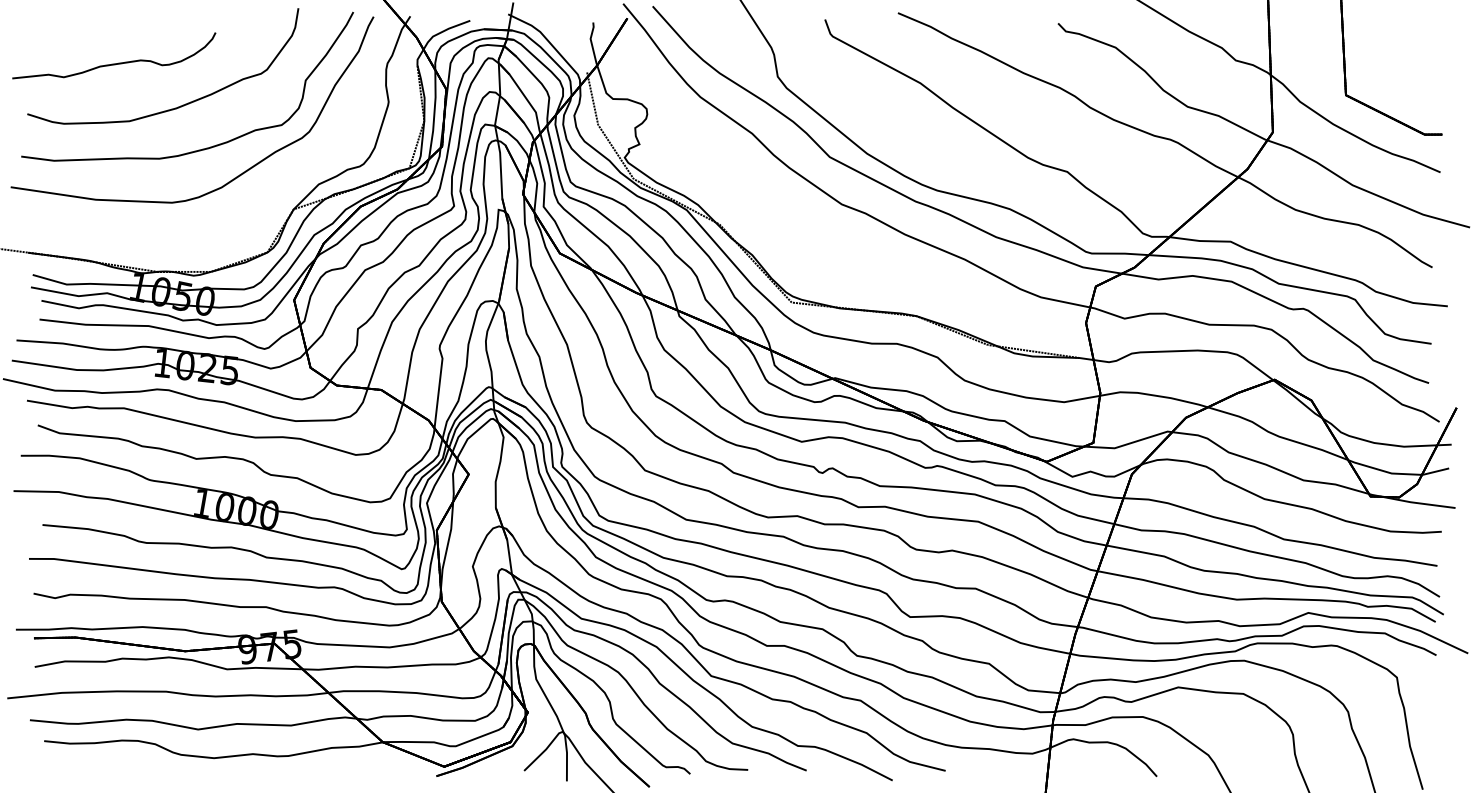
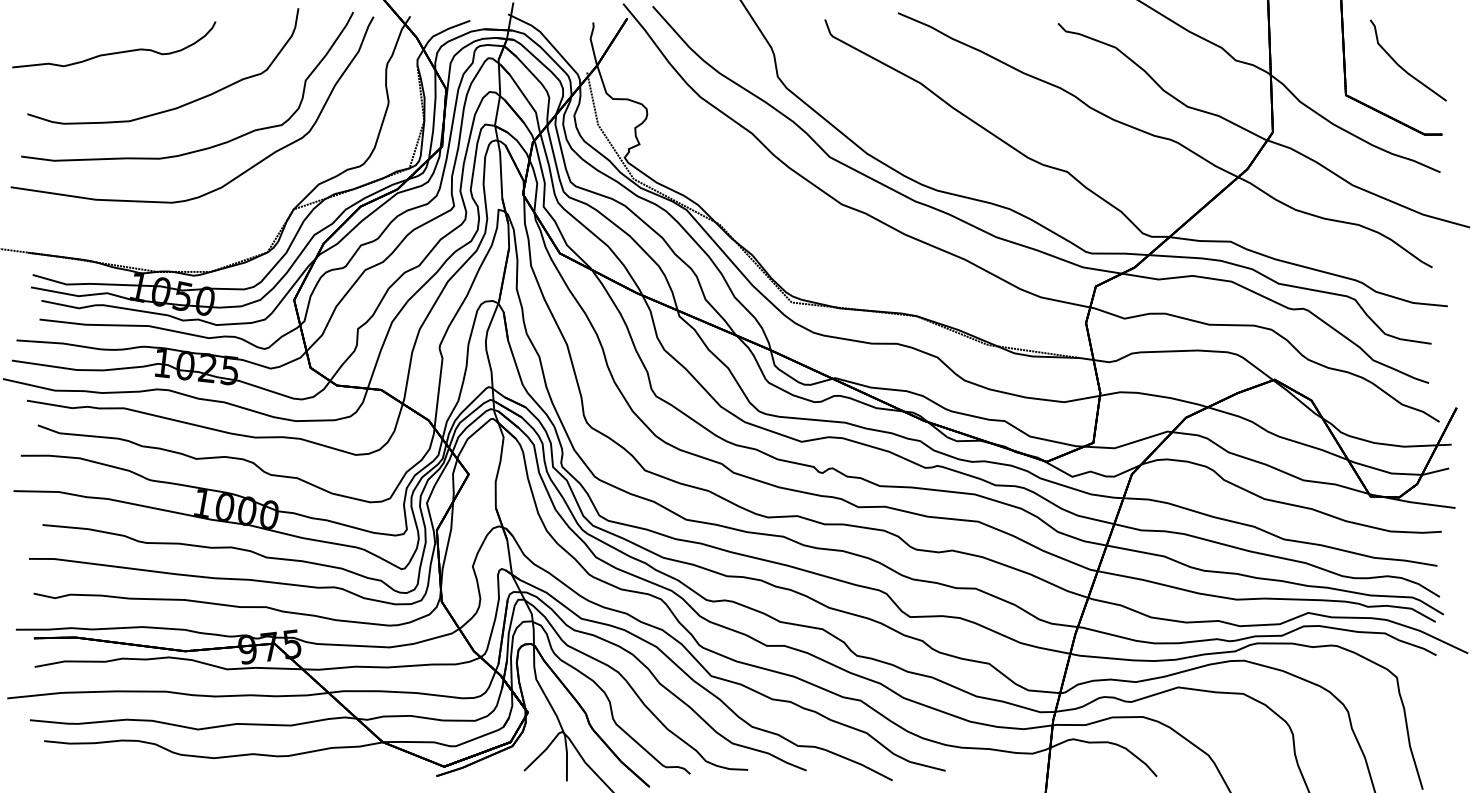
curve position: (114, 63) -> (114, 52) (114, 52)
curve: none -> present (1401, 66)
